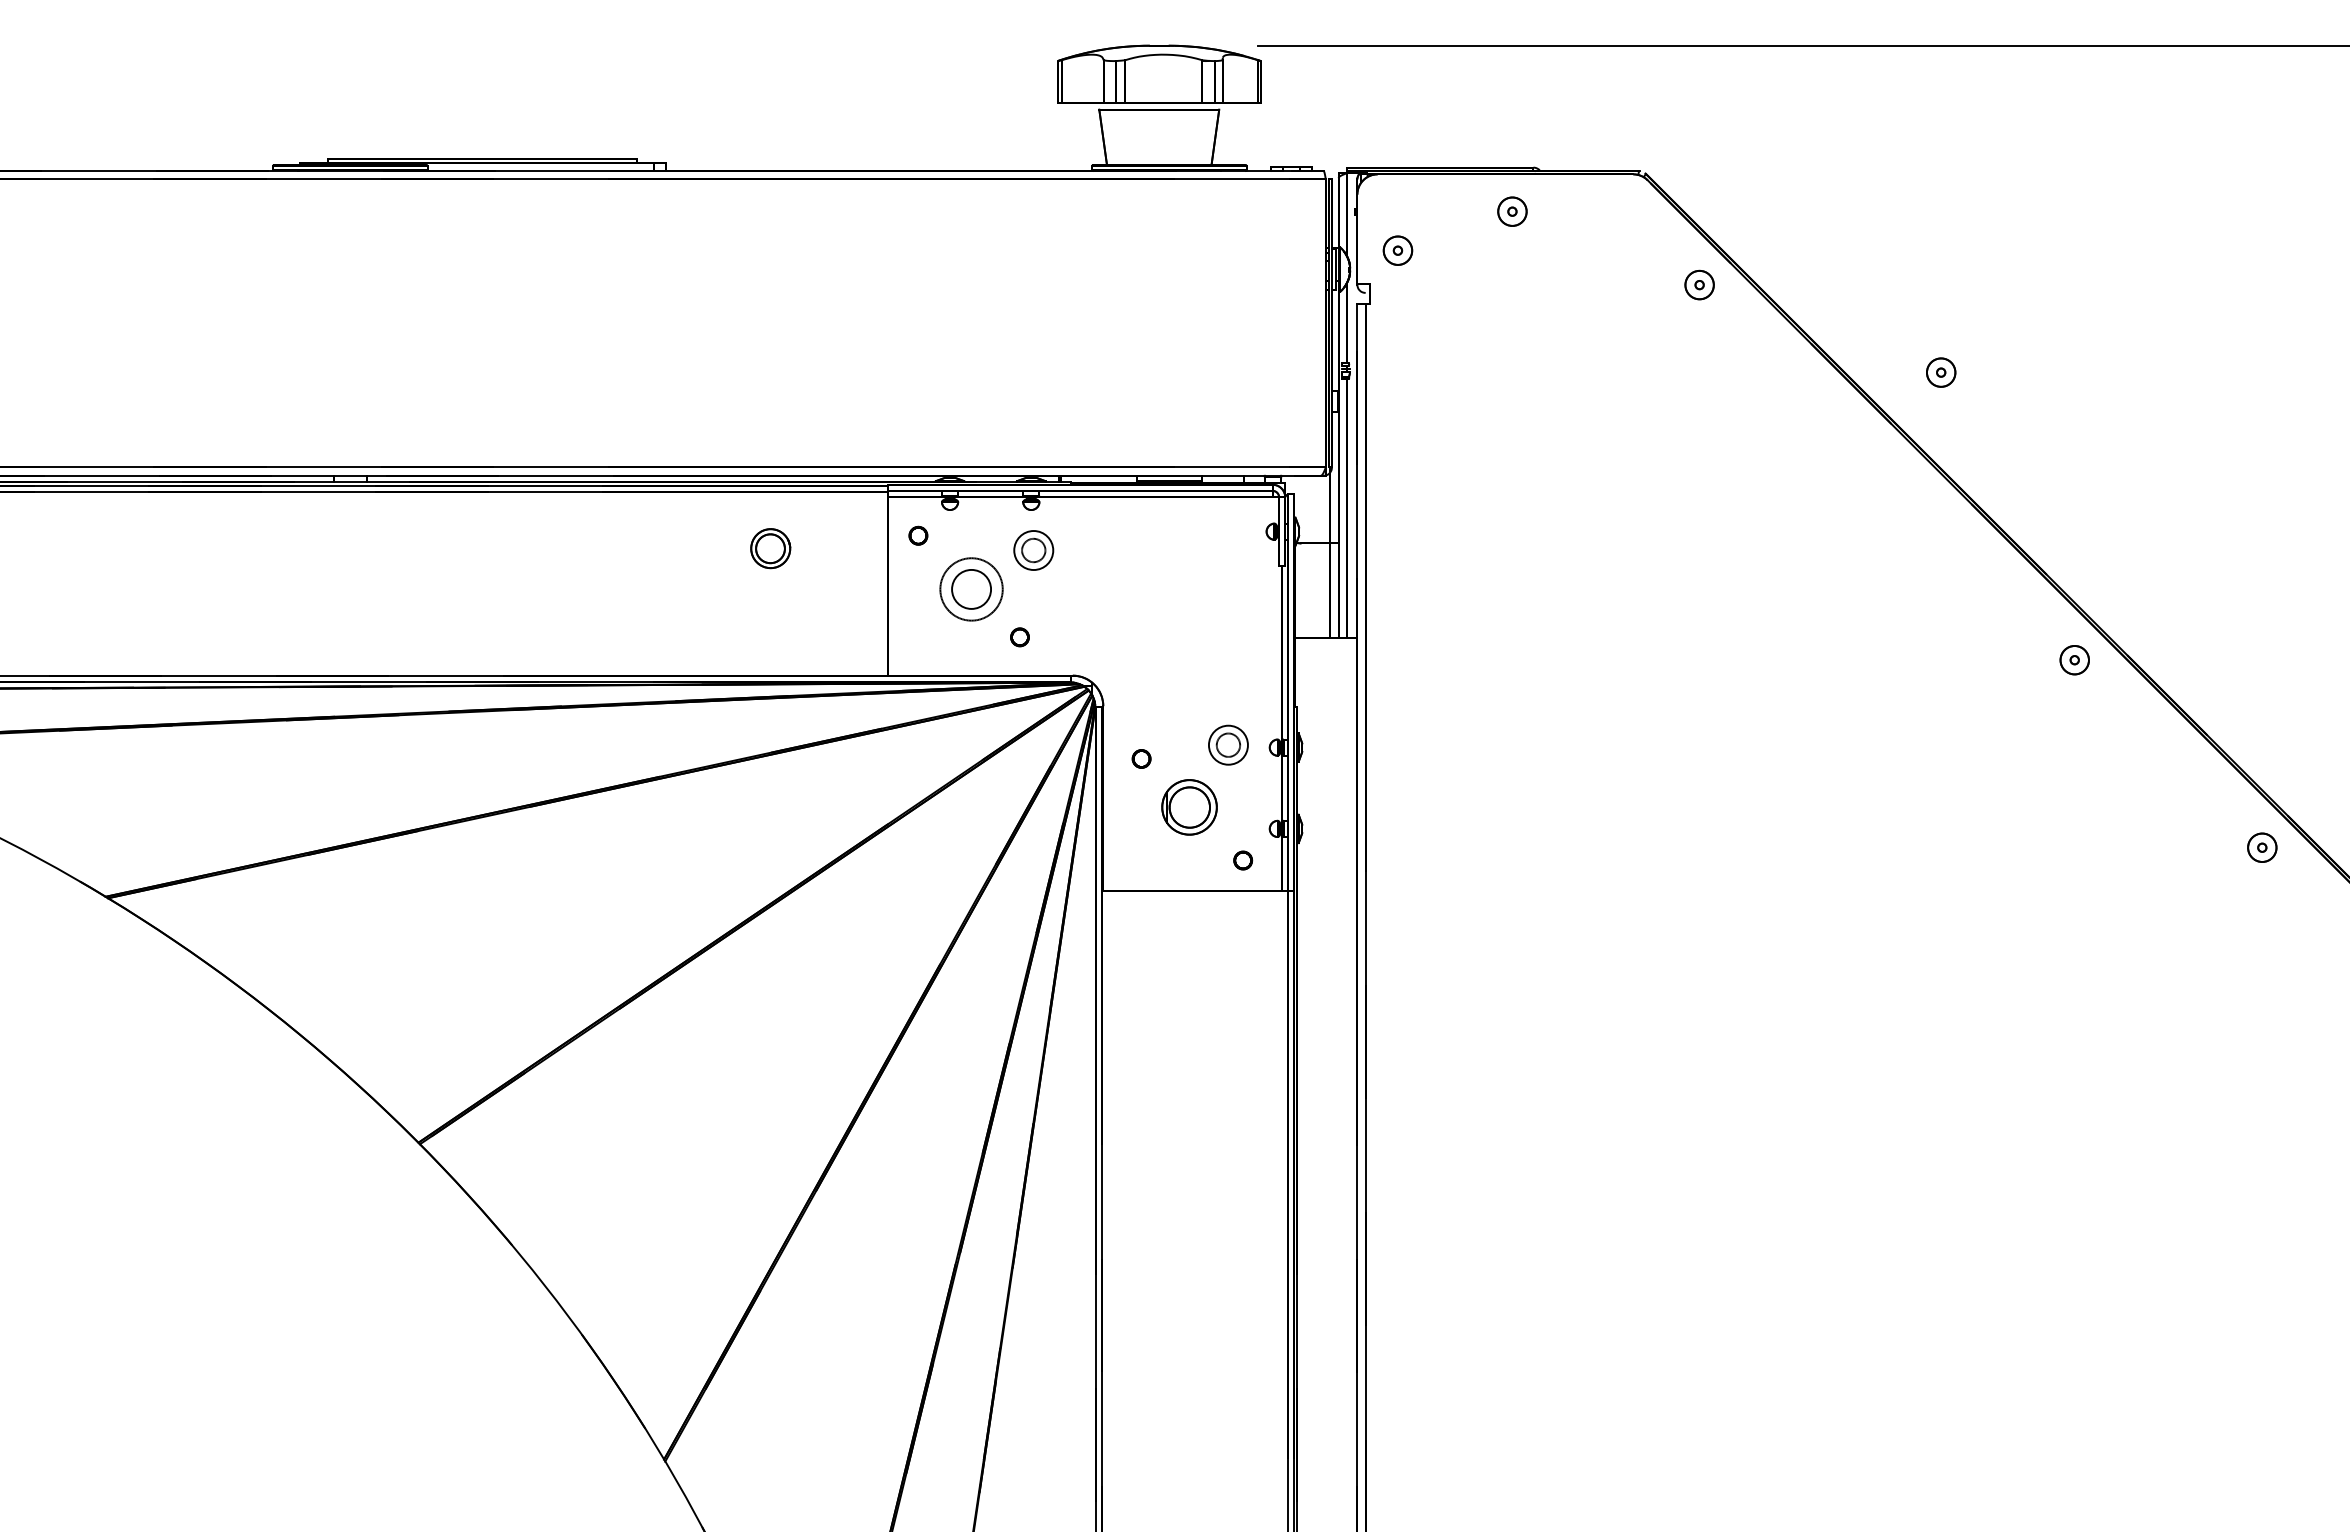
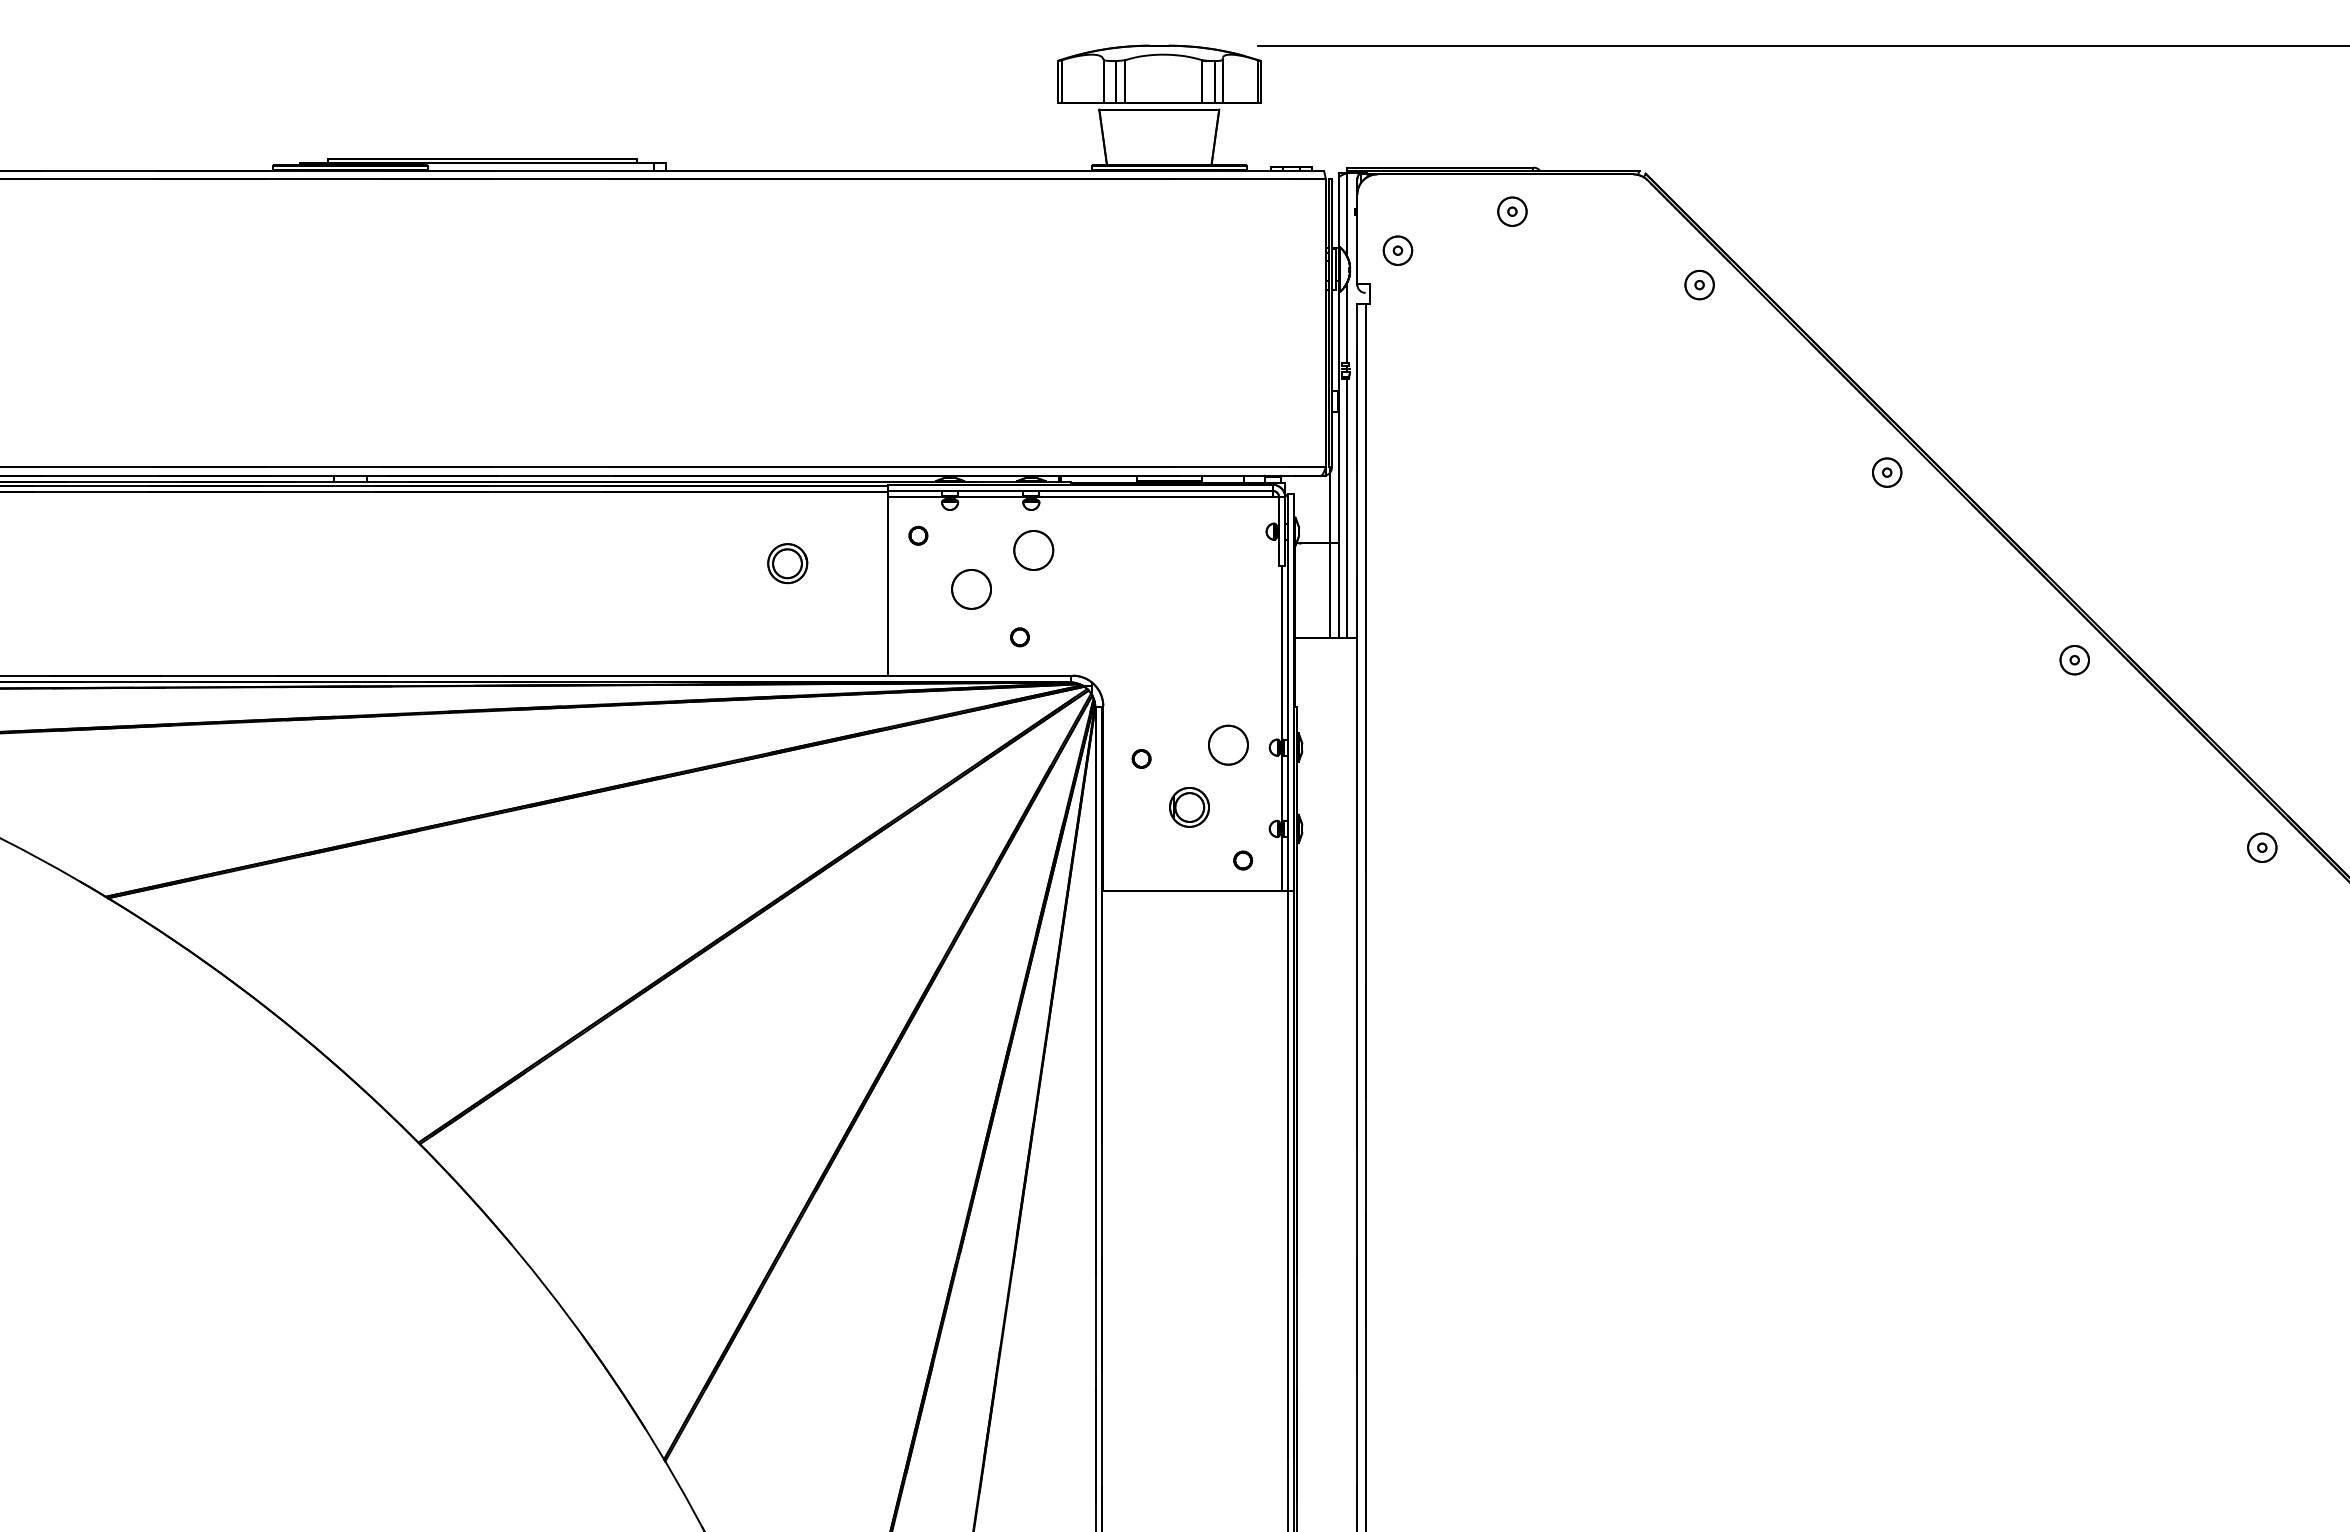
part position: (1941, 372) -> (1887, 472) (1887, 472)
part position: (770, 548) -> (787, 563) (787, 563)
circle diameter: 23 px -> 39 px (1033, 550)
circle diameter: 62 px -> 39 px (971, 588)
circle diameter: 23 px -> 39 px (1227, 744)
part size: 57x57 px -> 41x41 px (1189, 807)
